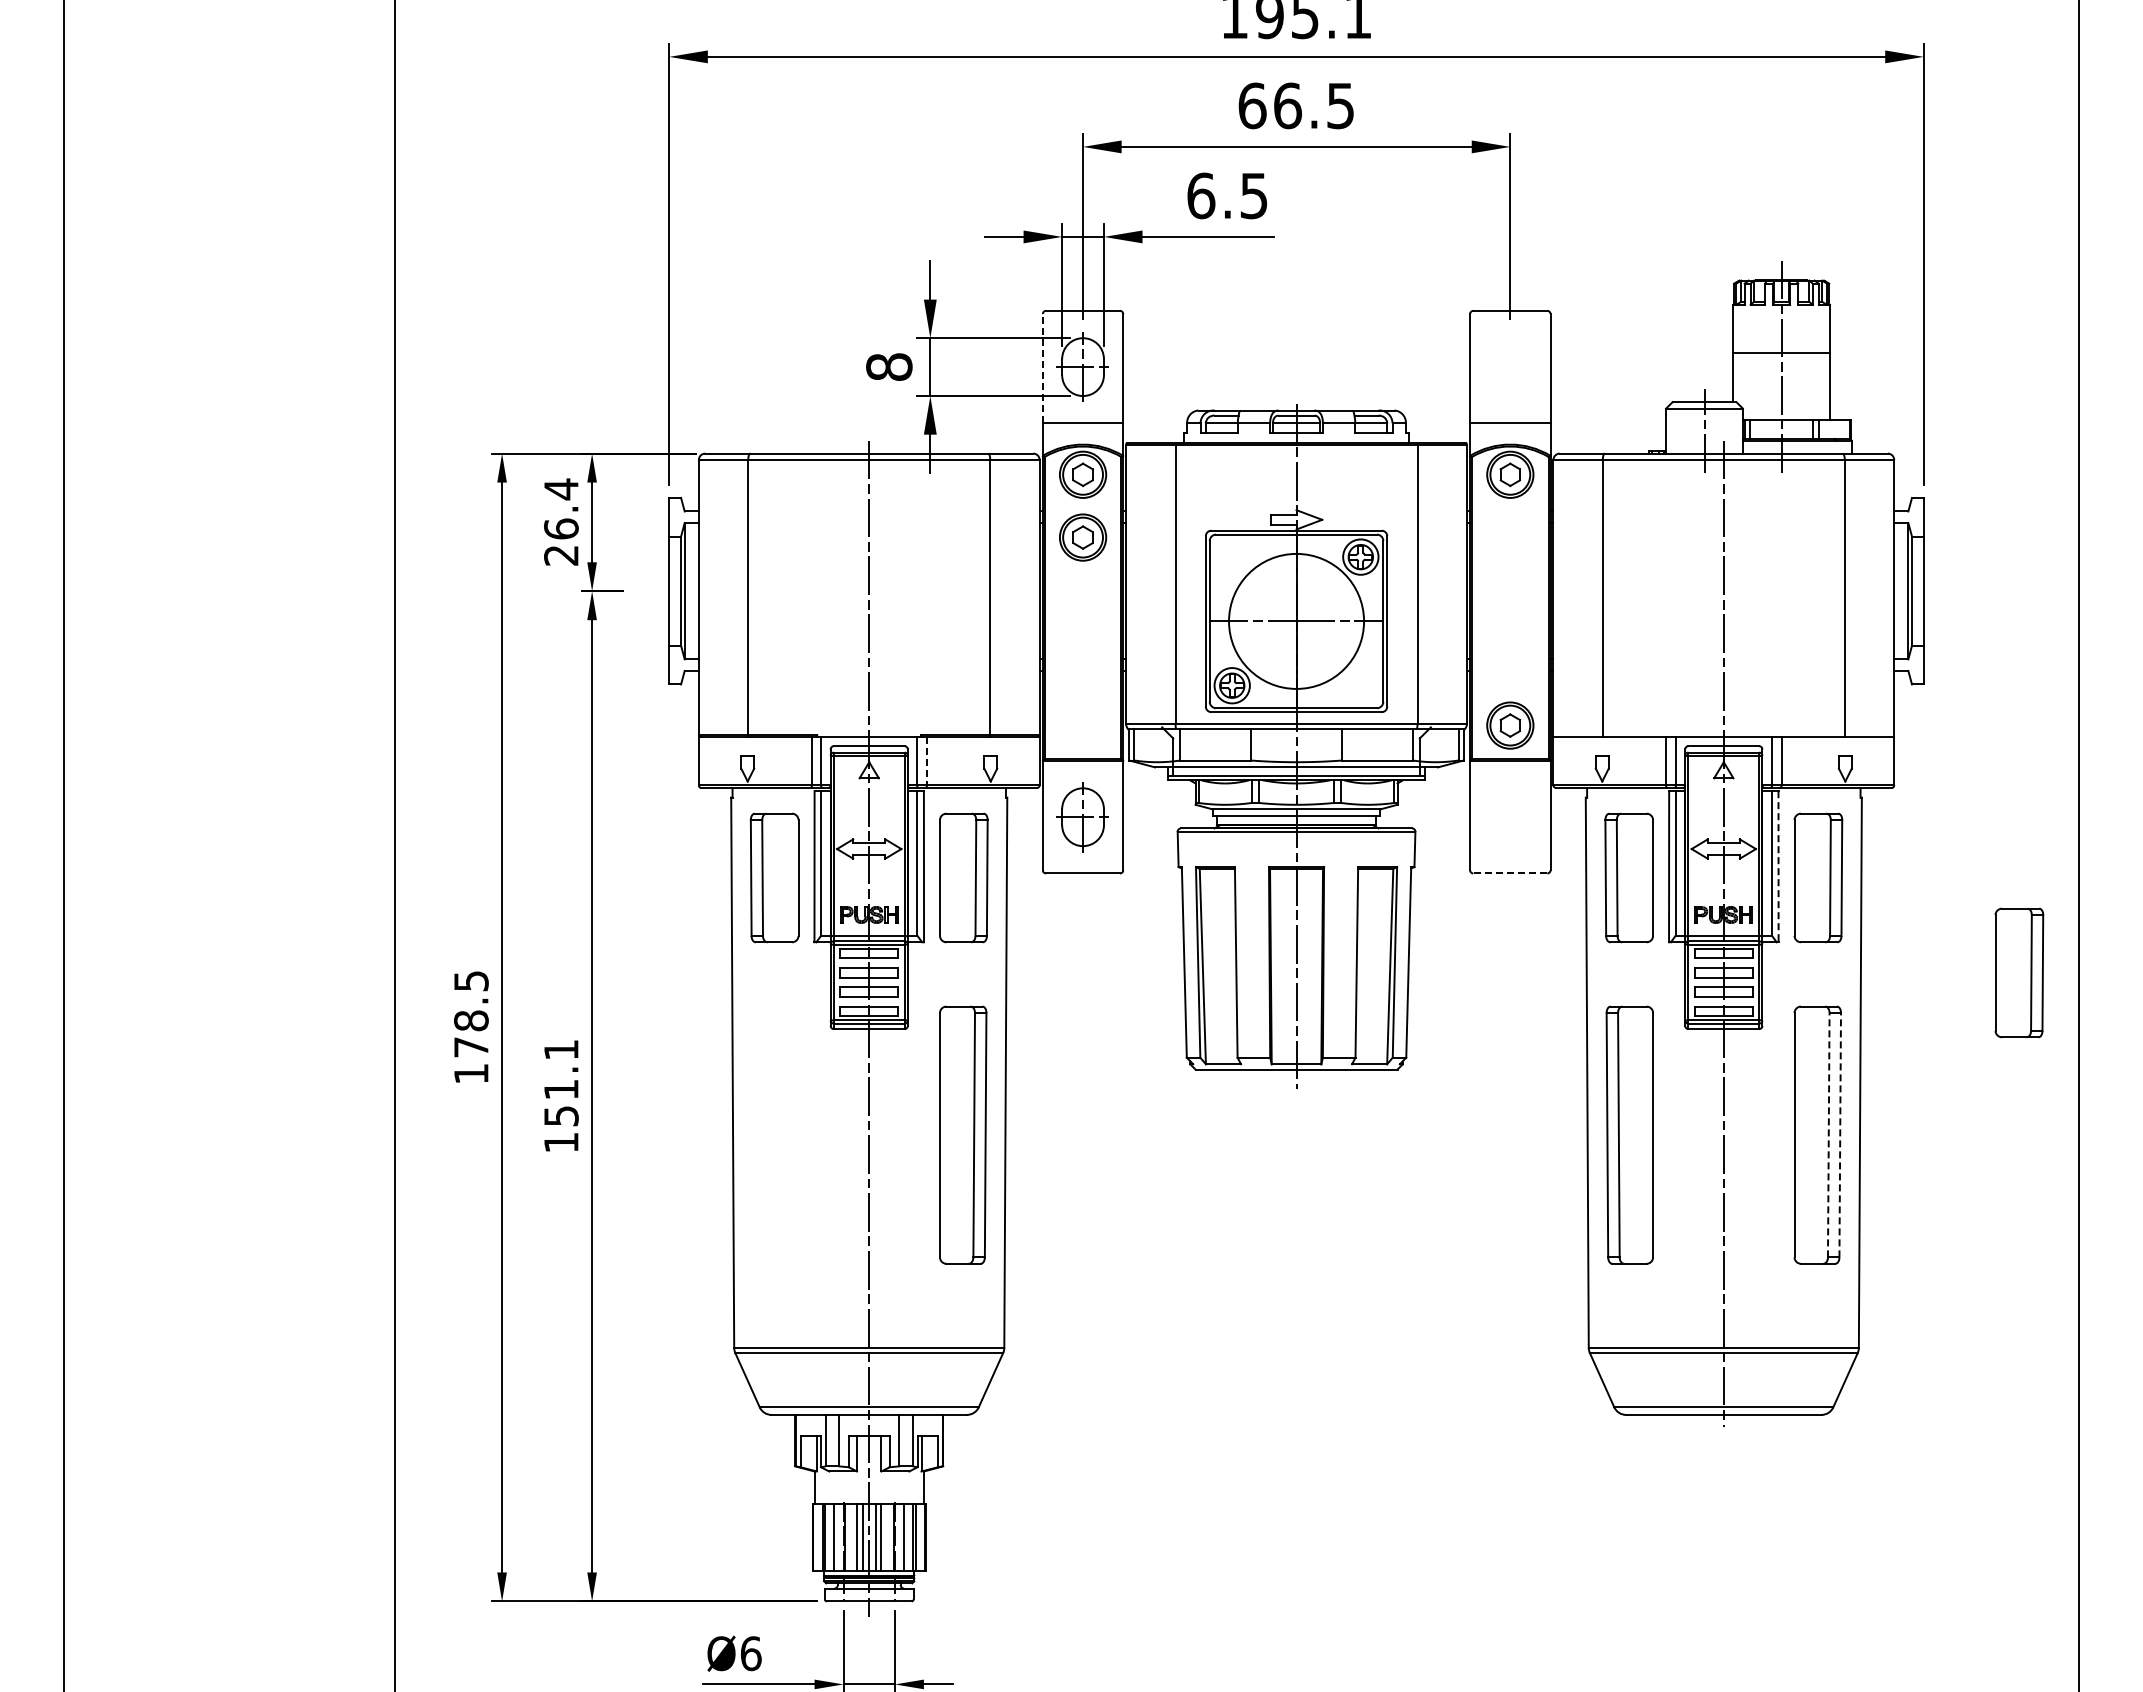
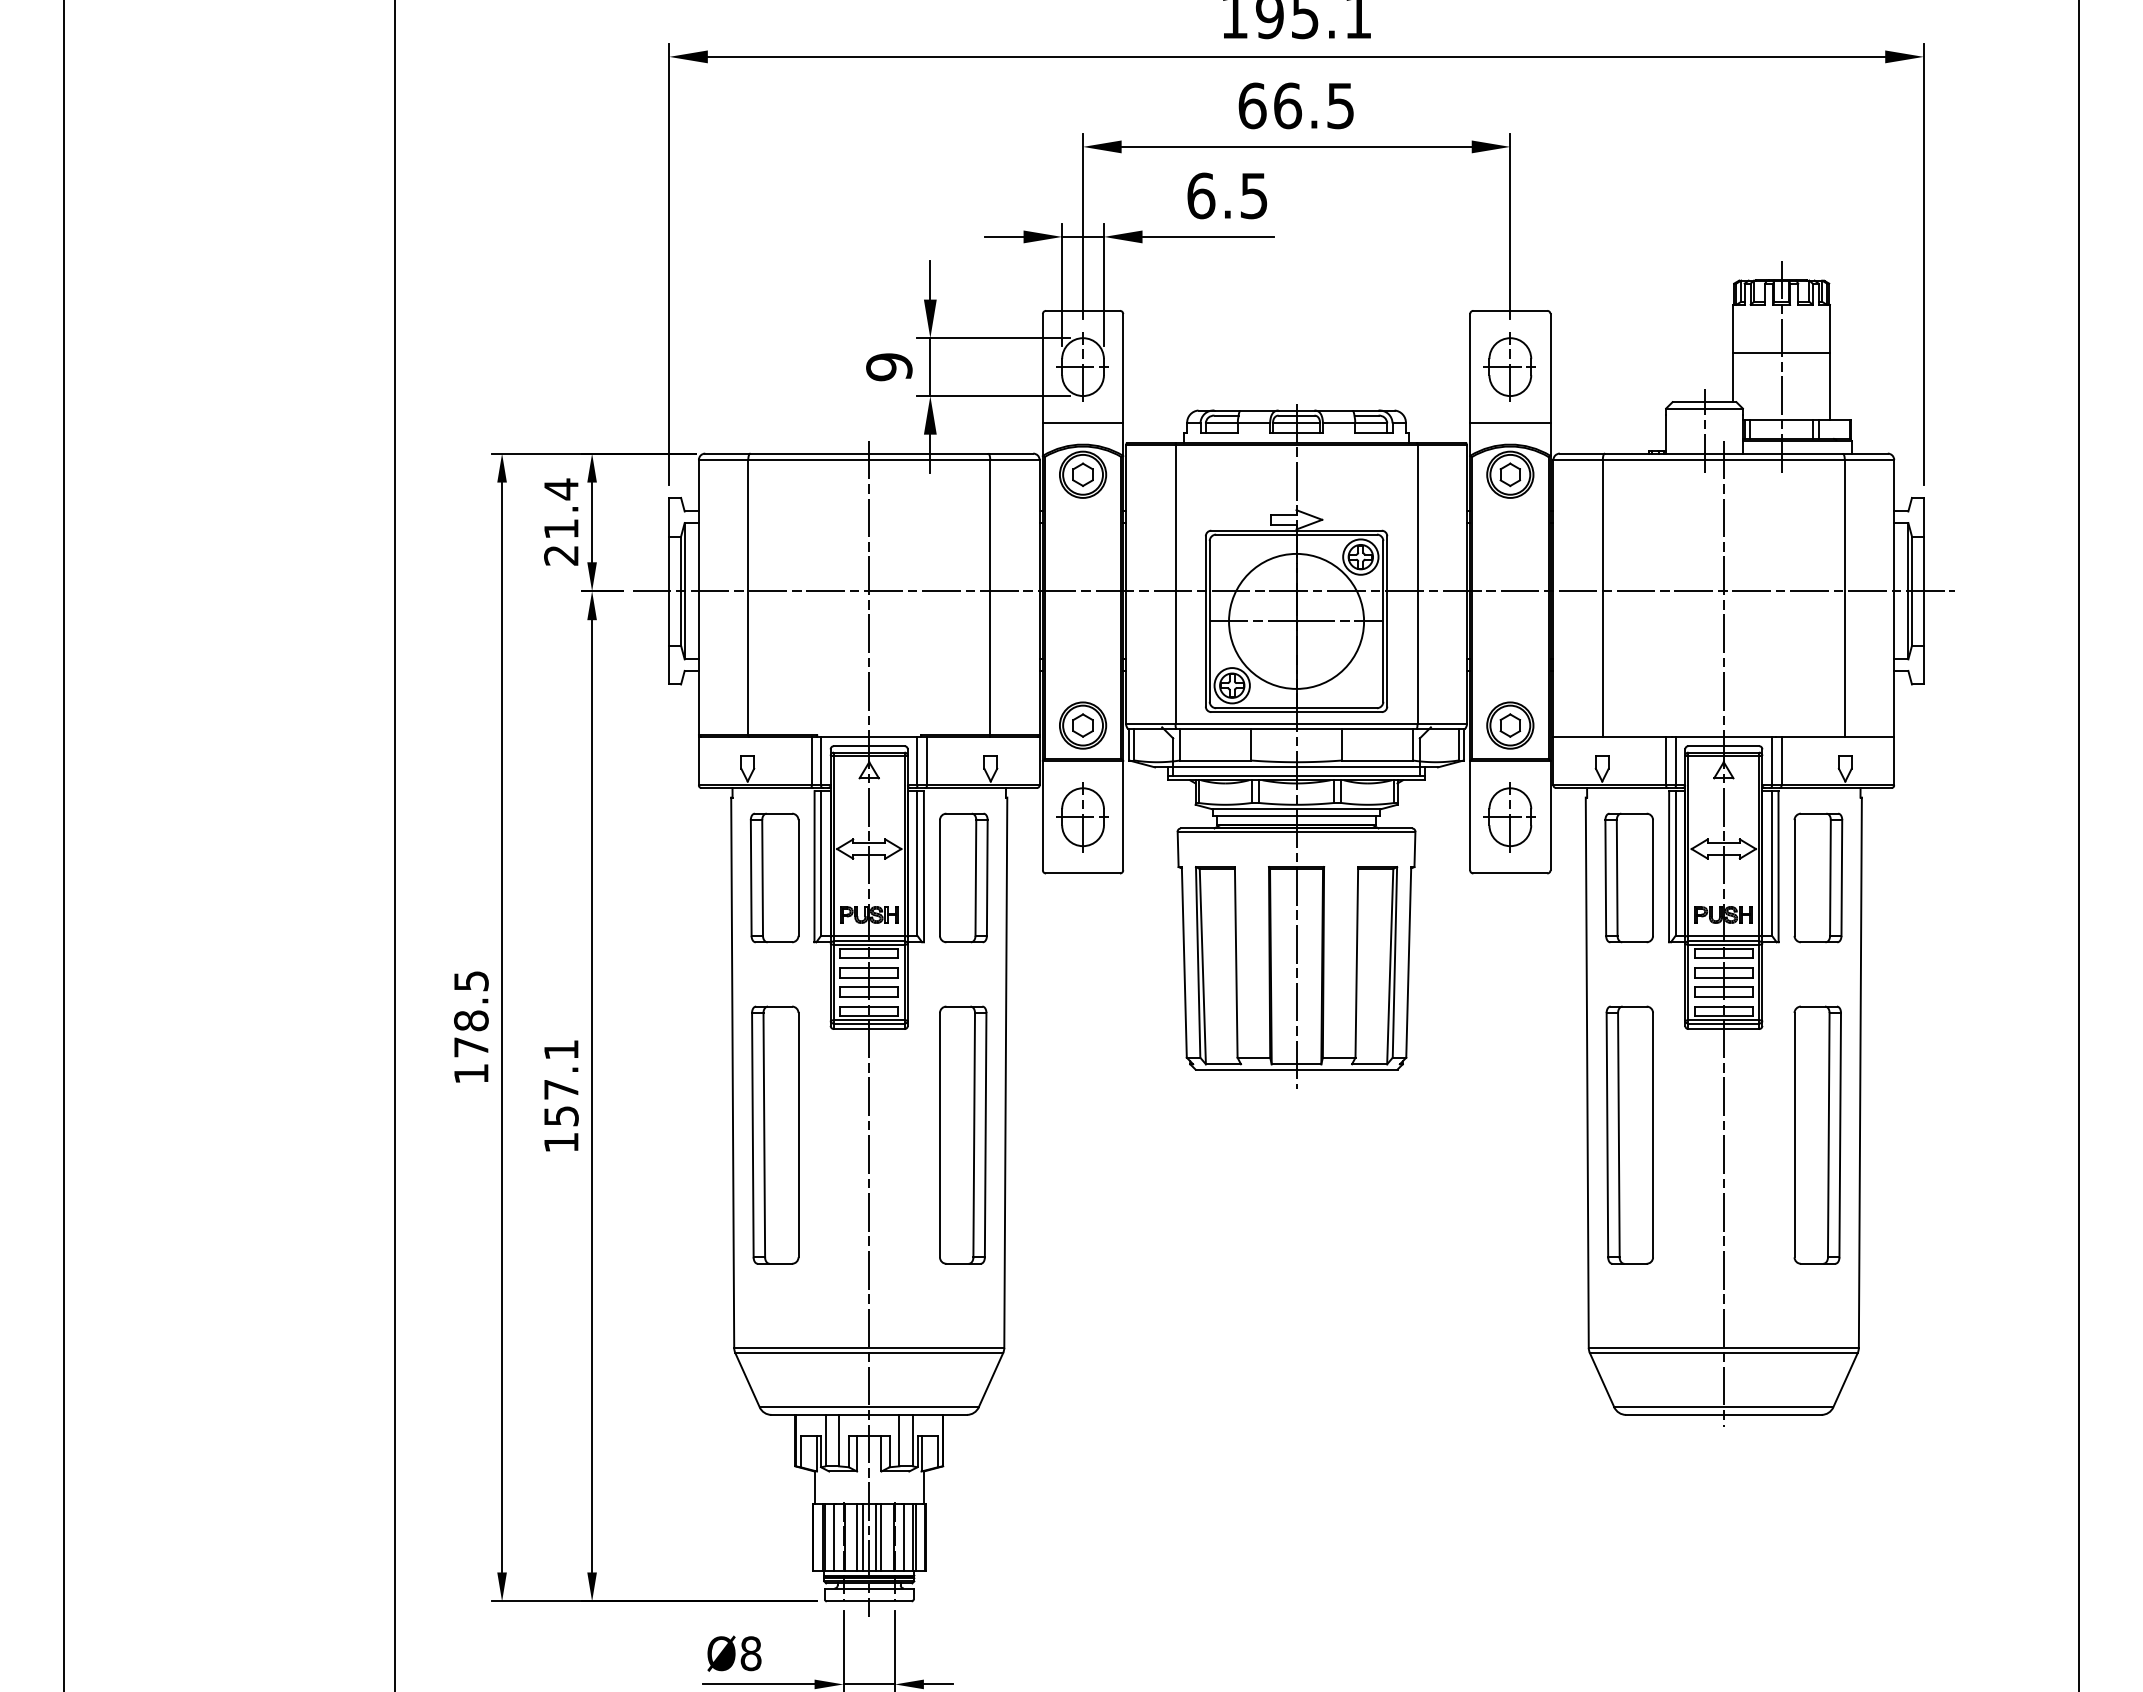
part: none -> present (1509, 366)
text: 8 -> 9 (889, 367)
line: dashed -> solid (1042, 368)
text: 26.4 -> 21.4 (561, 528)
part position: (1083, 537) -> (1083, 725) (1083, 725)
line: none -> present (1293, 591)
line: dashed -> solid (927, 761)
part: none -> present (1509, 817)
line: dashed -> solid (1778, 866)
line: dashed -> solid (1510, 873)
part: present -> none (2019, 972)
text: 151.1 -> 157.1 (561, 1089)
part: none -> present (775, 1134)
line: dashed -> solid (1828, 1134)
line: dashed -> solid (1840, 1134)
text: Ø6 -> Ø8 (750, 1653)
